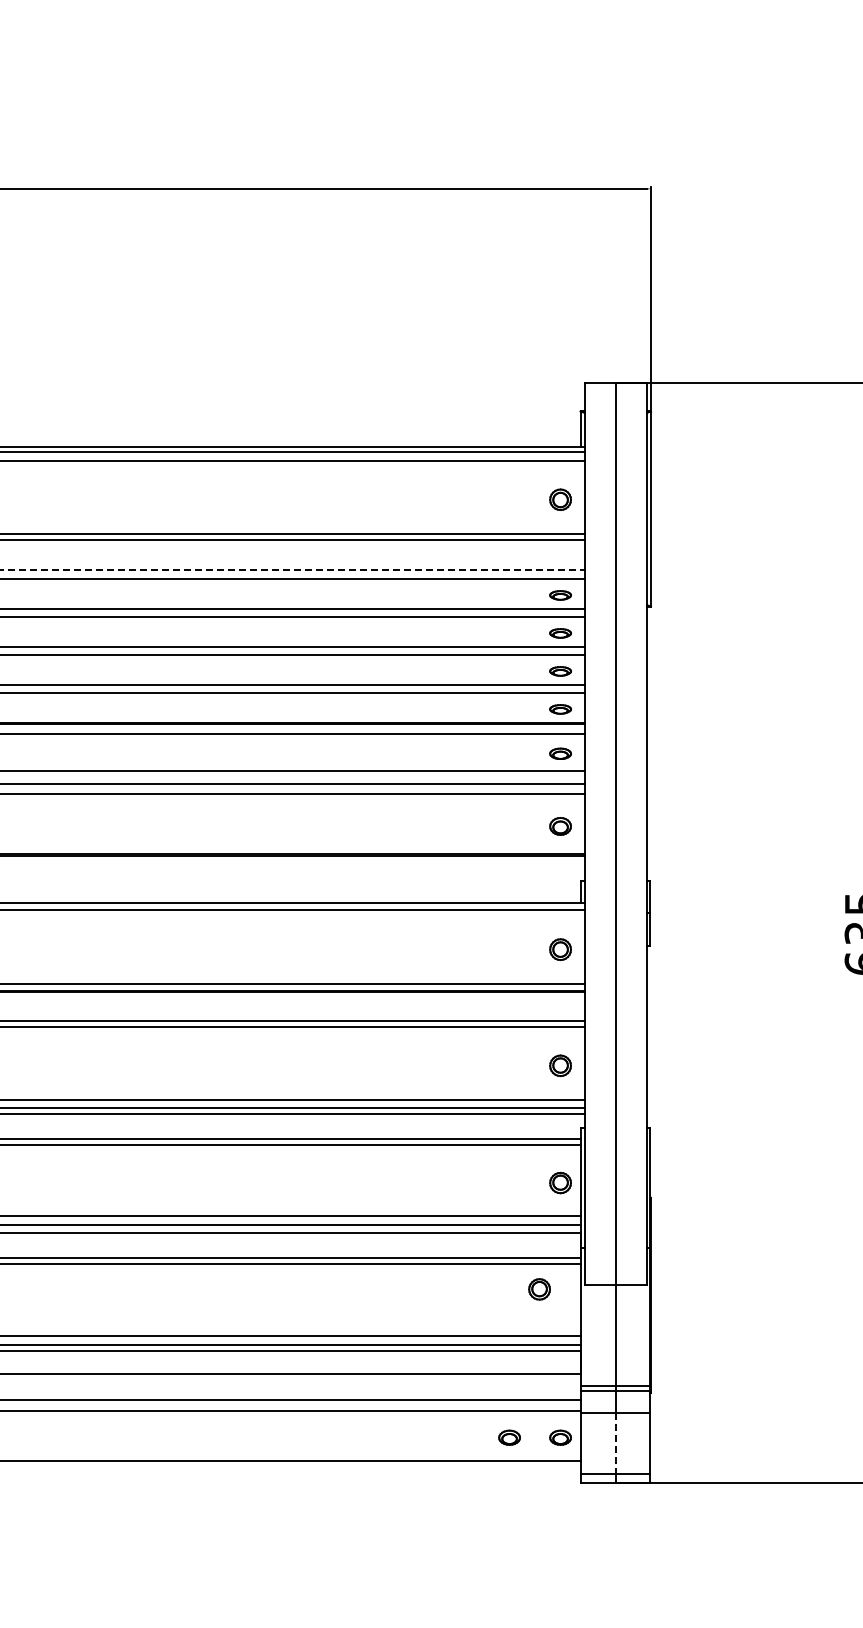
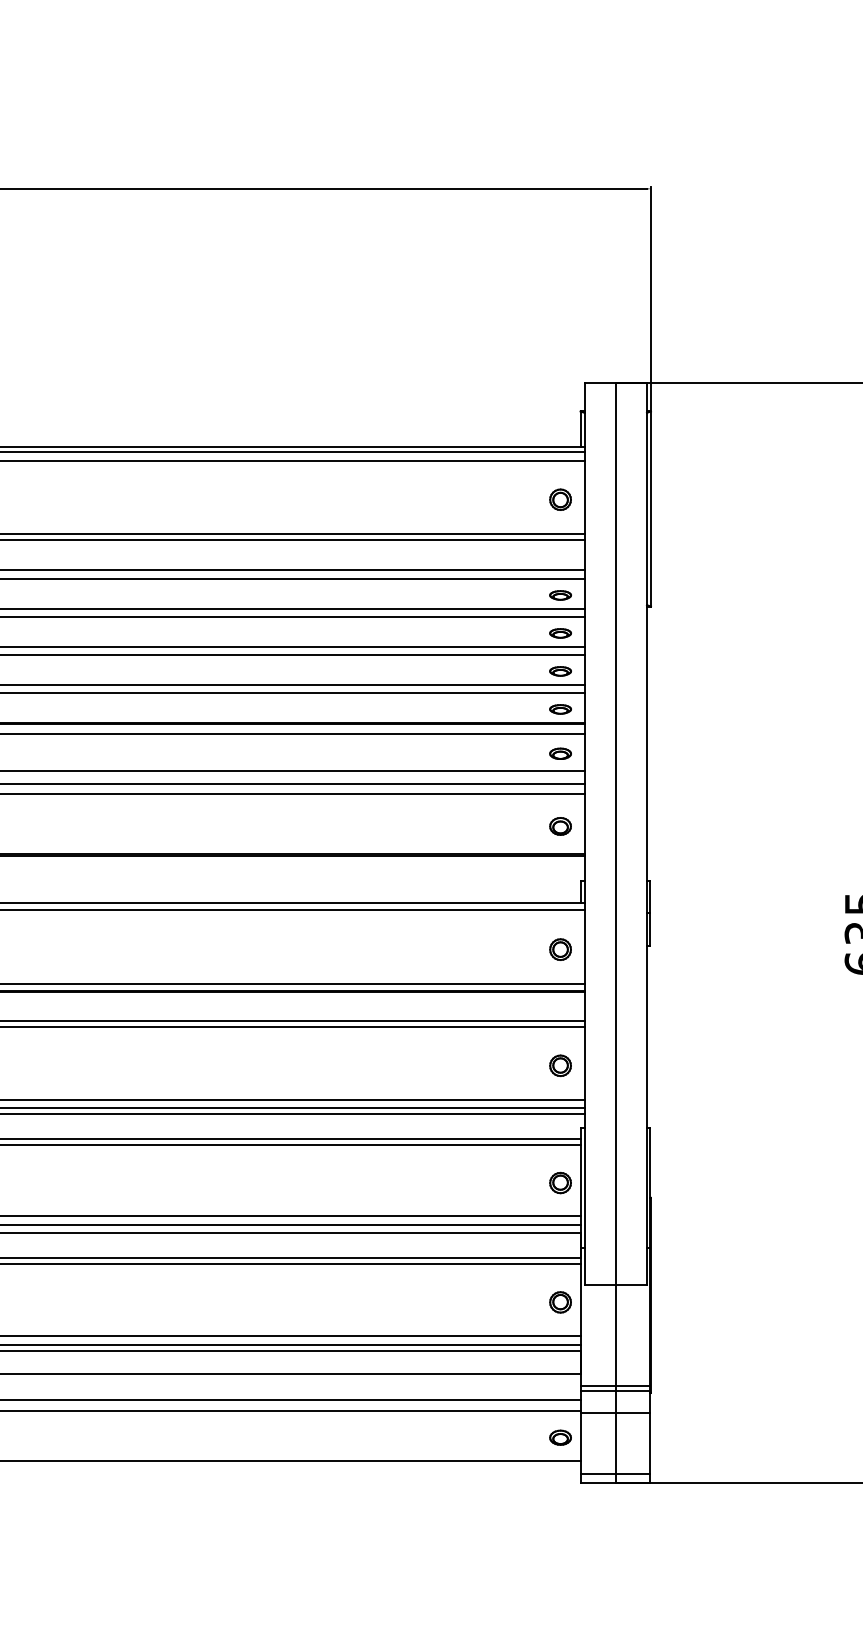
line: dashed -> solid (292, 569)
part position: (539, 1289) -> (560, 1302) (560, 1302)
part: present -> none (509, 1437)
line: dashed -> solid (615, 1443)
